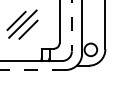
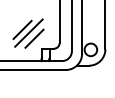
part position: (22, 24) -> (28, 33) (28, 33)
line: dashed -> solid (71, 26)
line: dashed -> solid (32, 70)
